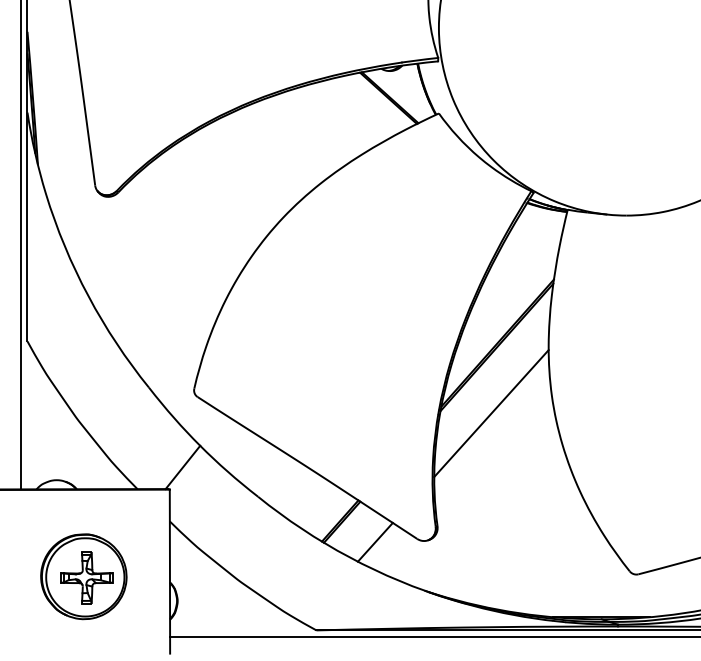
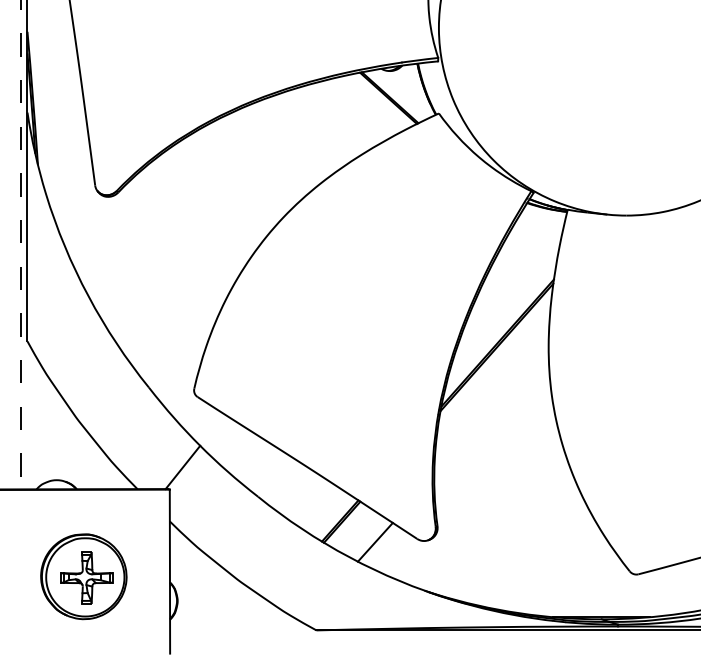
line: solid -> dashed (21, 245)
line: present -> none (491, 413)
line: present -> none (433, 636)
